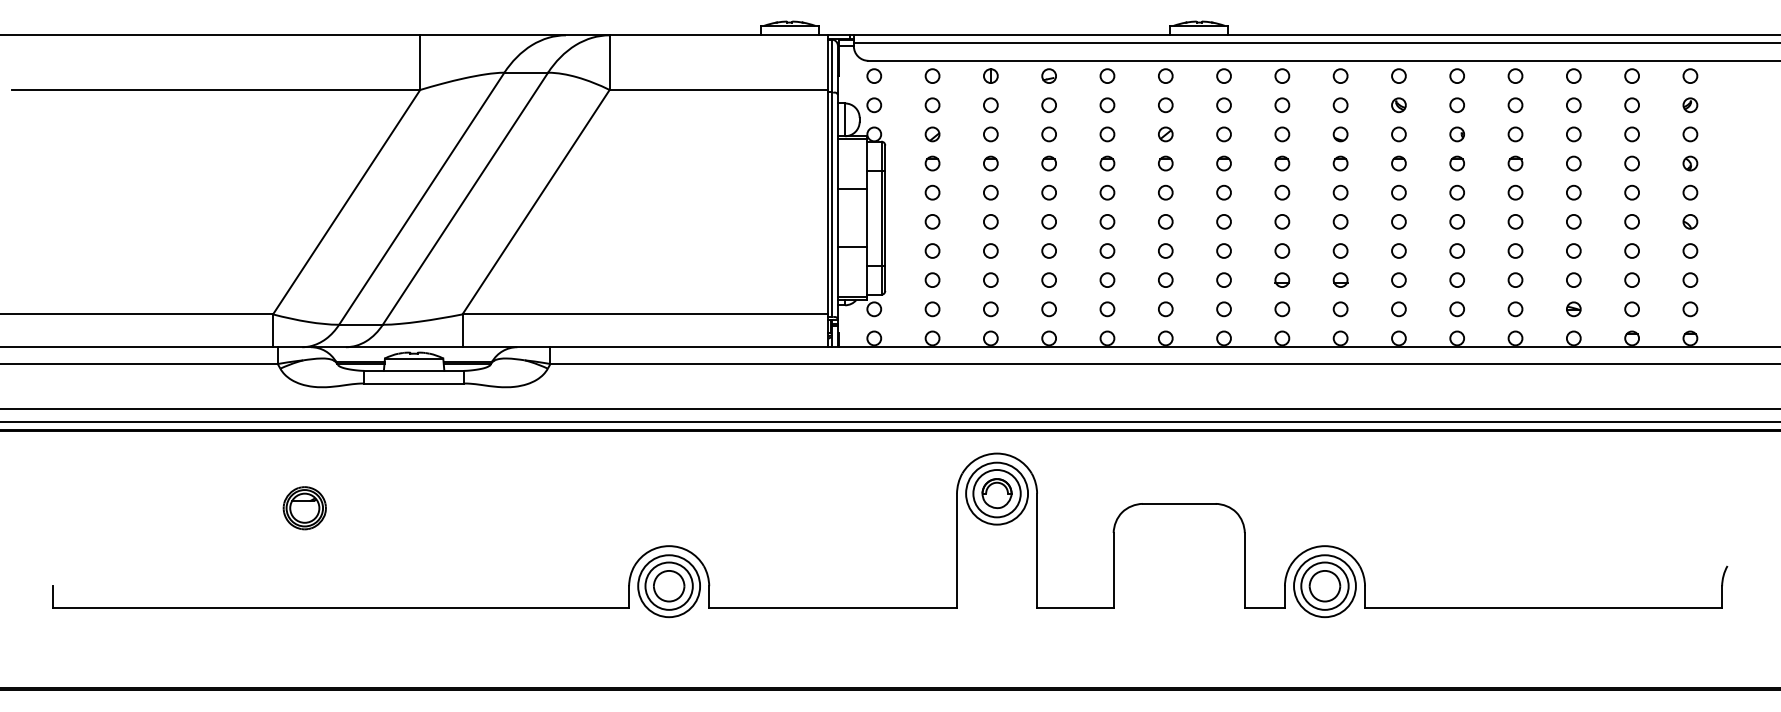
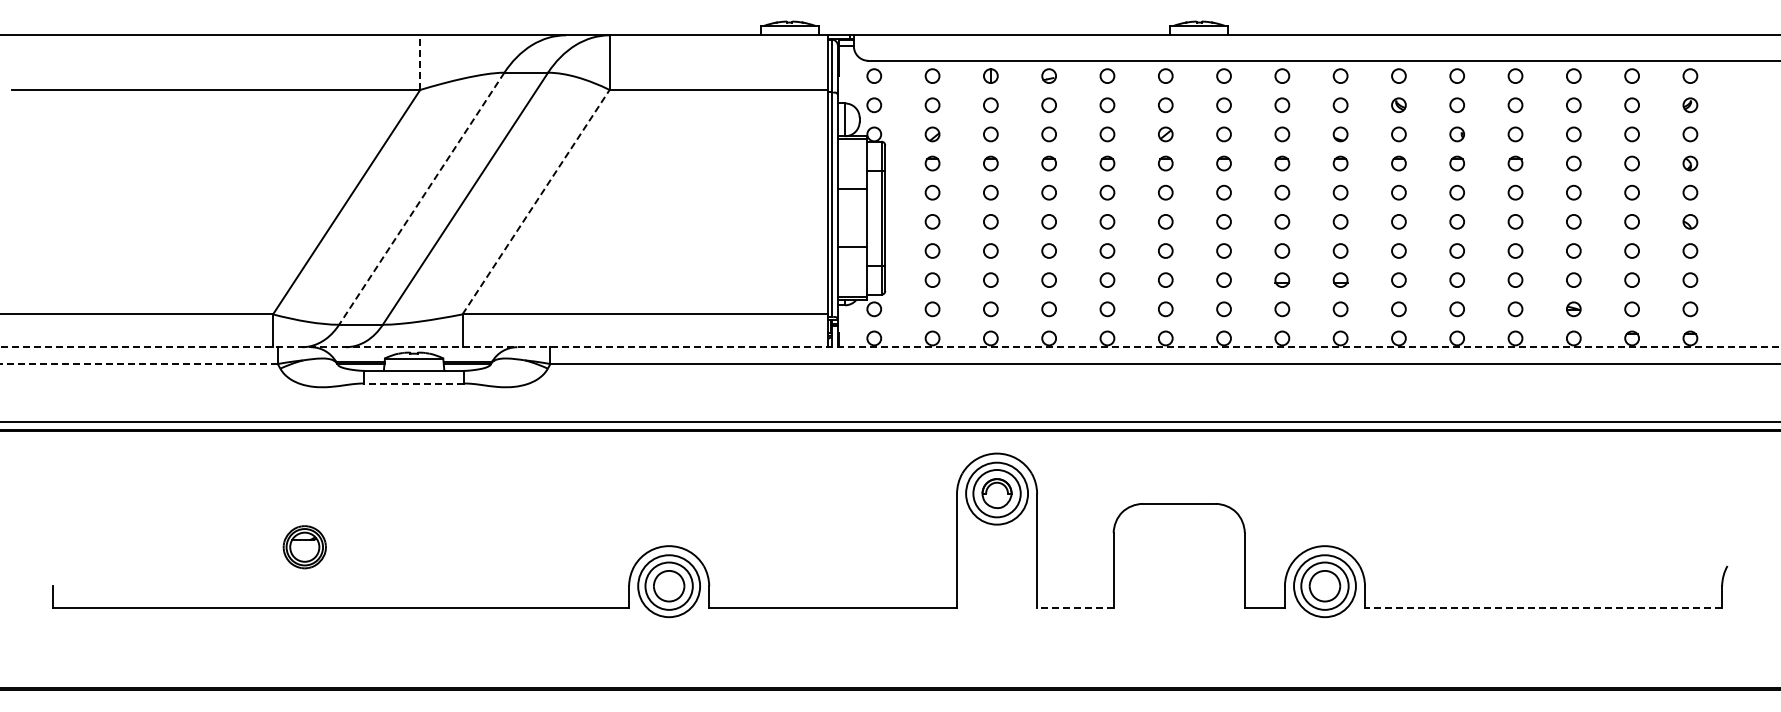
line: present -> none (1315, 42)
line: solid -> dashed (420, 62)
line: solid -> dashed (421, 198)
line: solid -> dashed (536, 201)
line: solid -> dashed (891, 347)
line: solid -> dashed (138, 364)
line: solid -> dashed (414, 383)
line: present -> none (889, 408)
part position: (304, 508) -> (304, 547) (304, 547)
line: solid -> dashed (1074, 608)
line: solid -> dashed (1543, 608)
